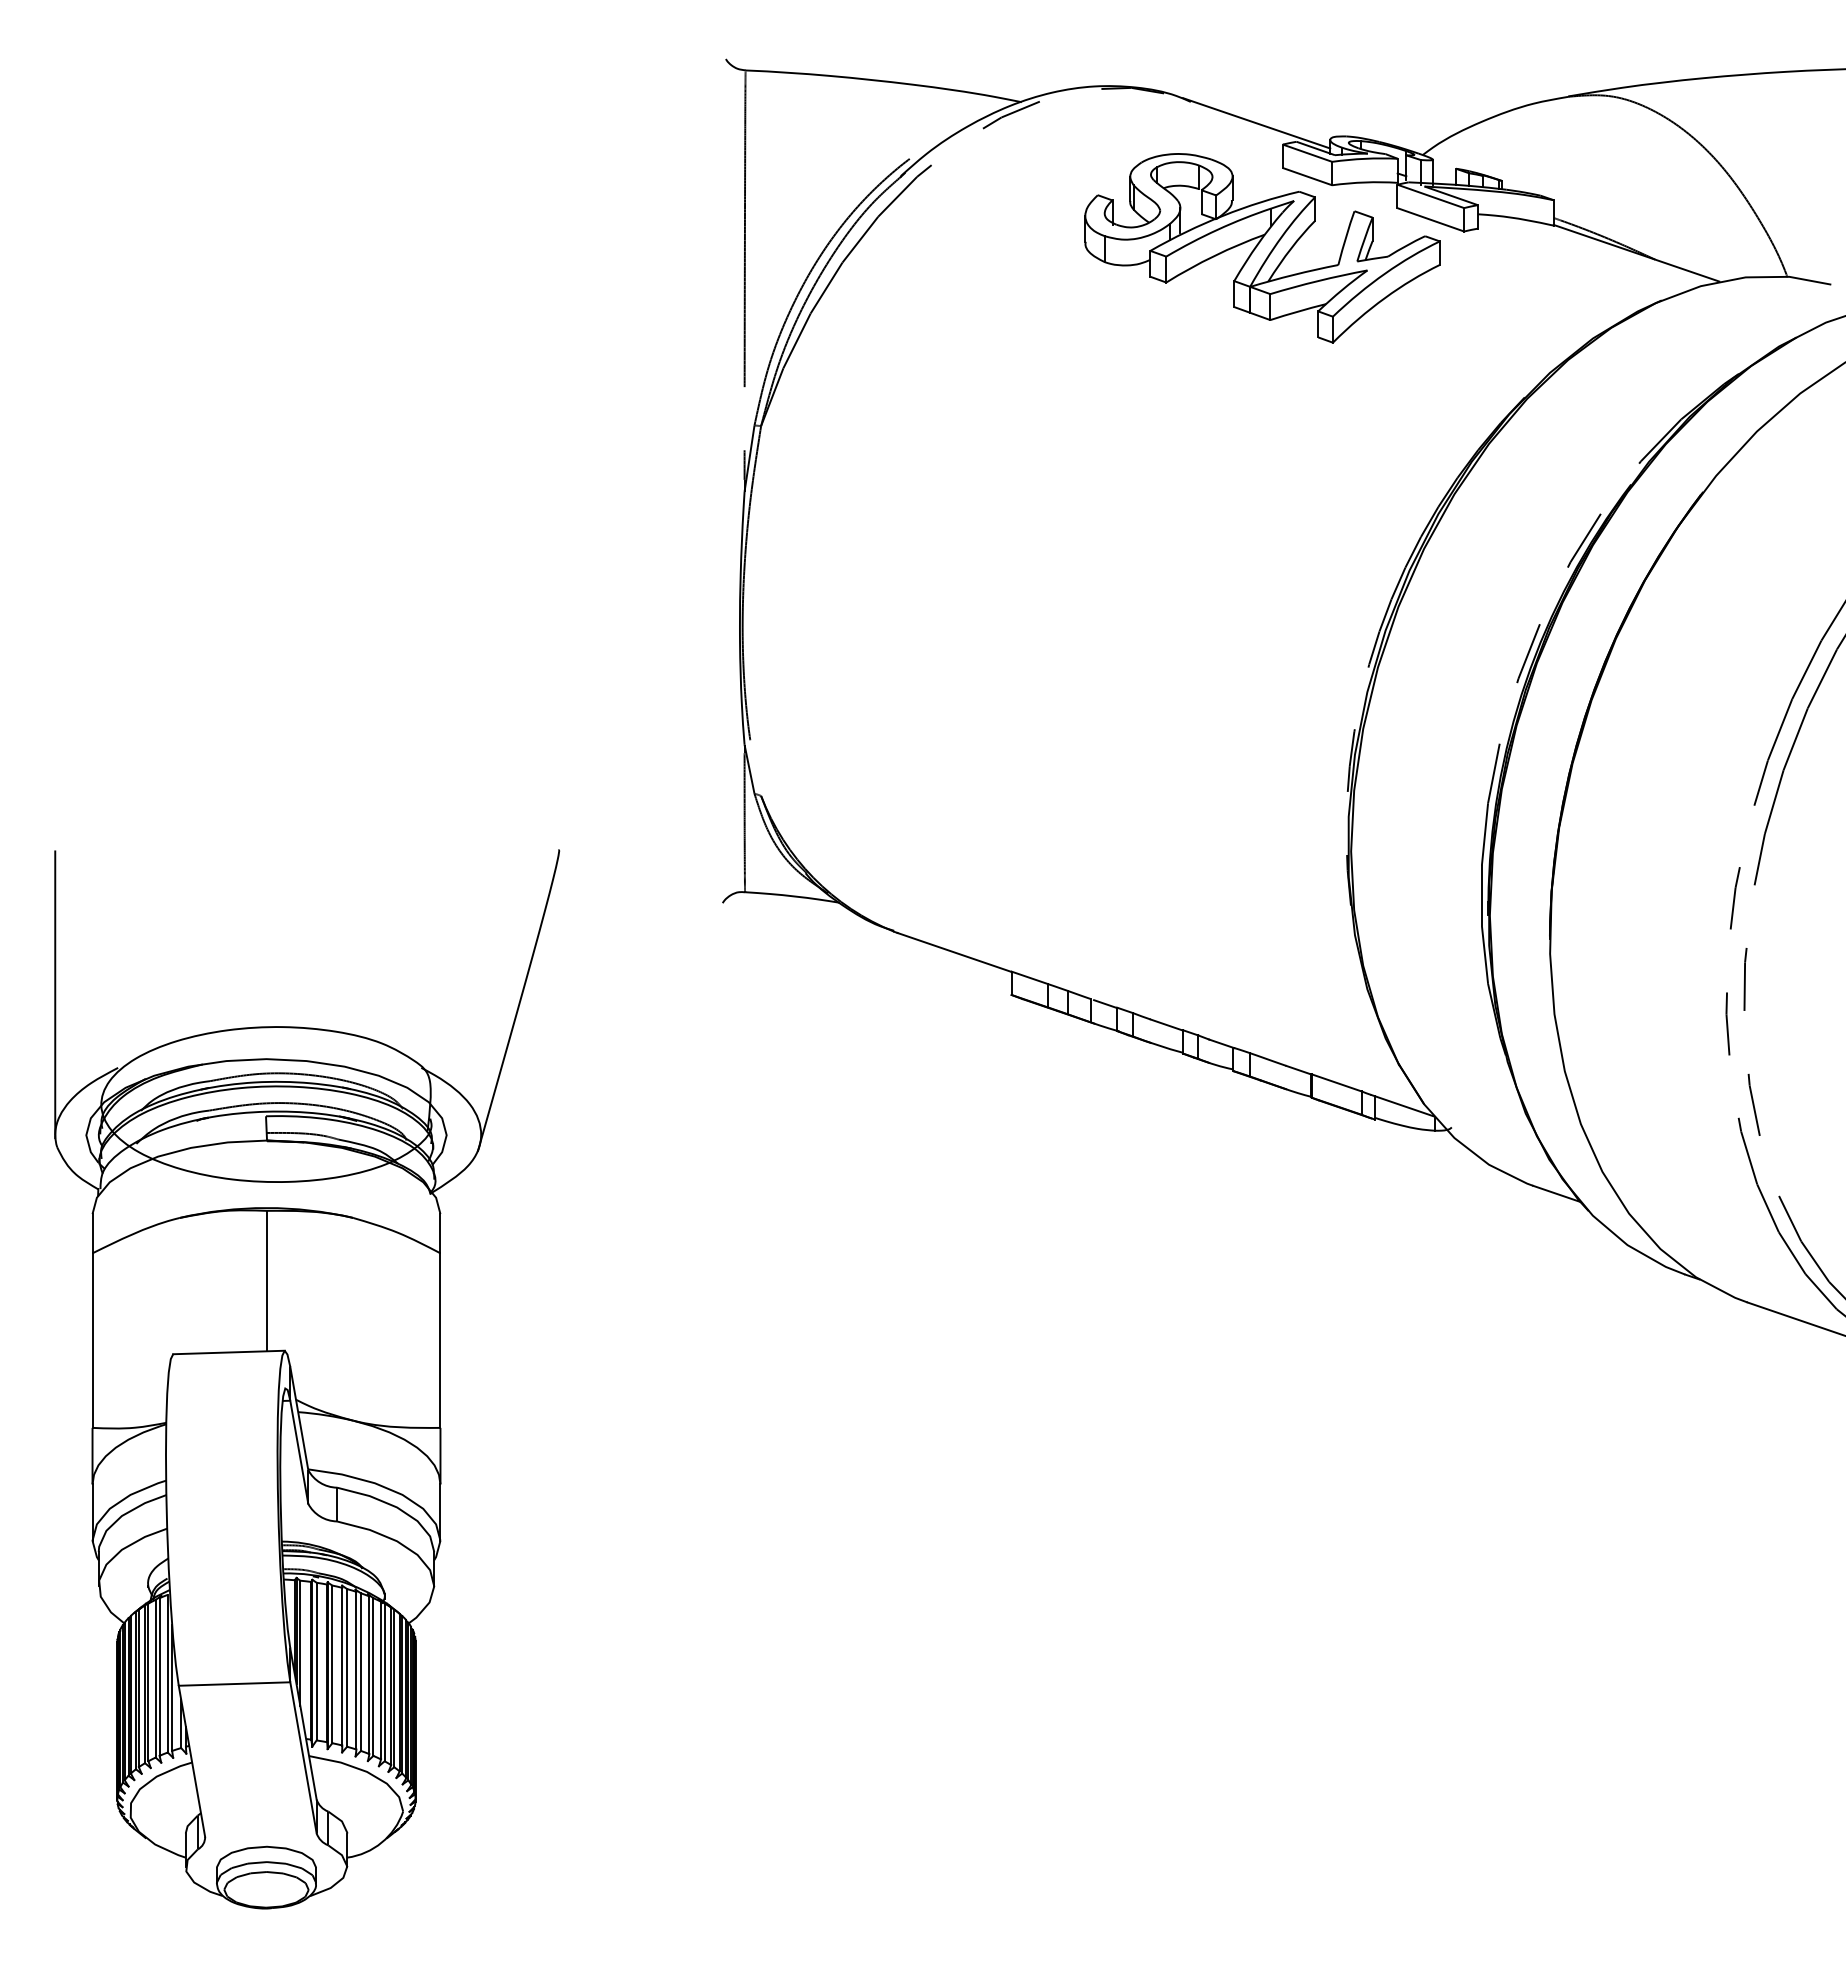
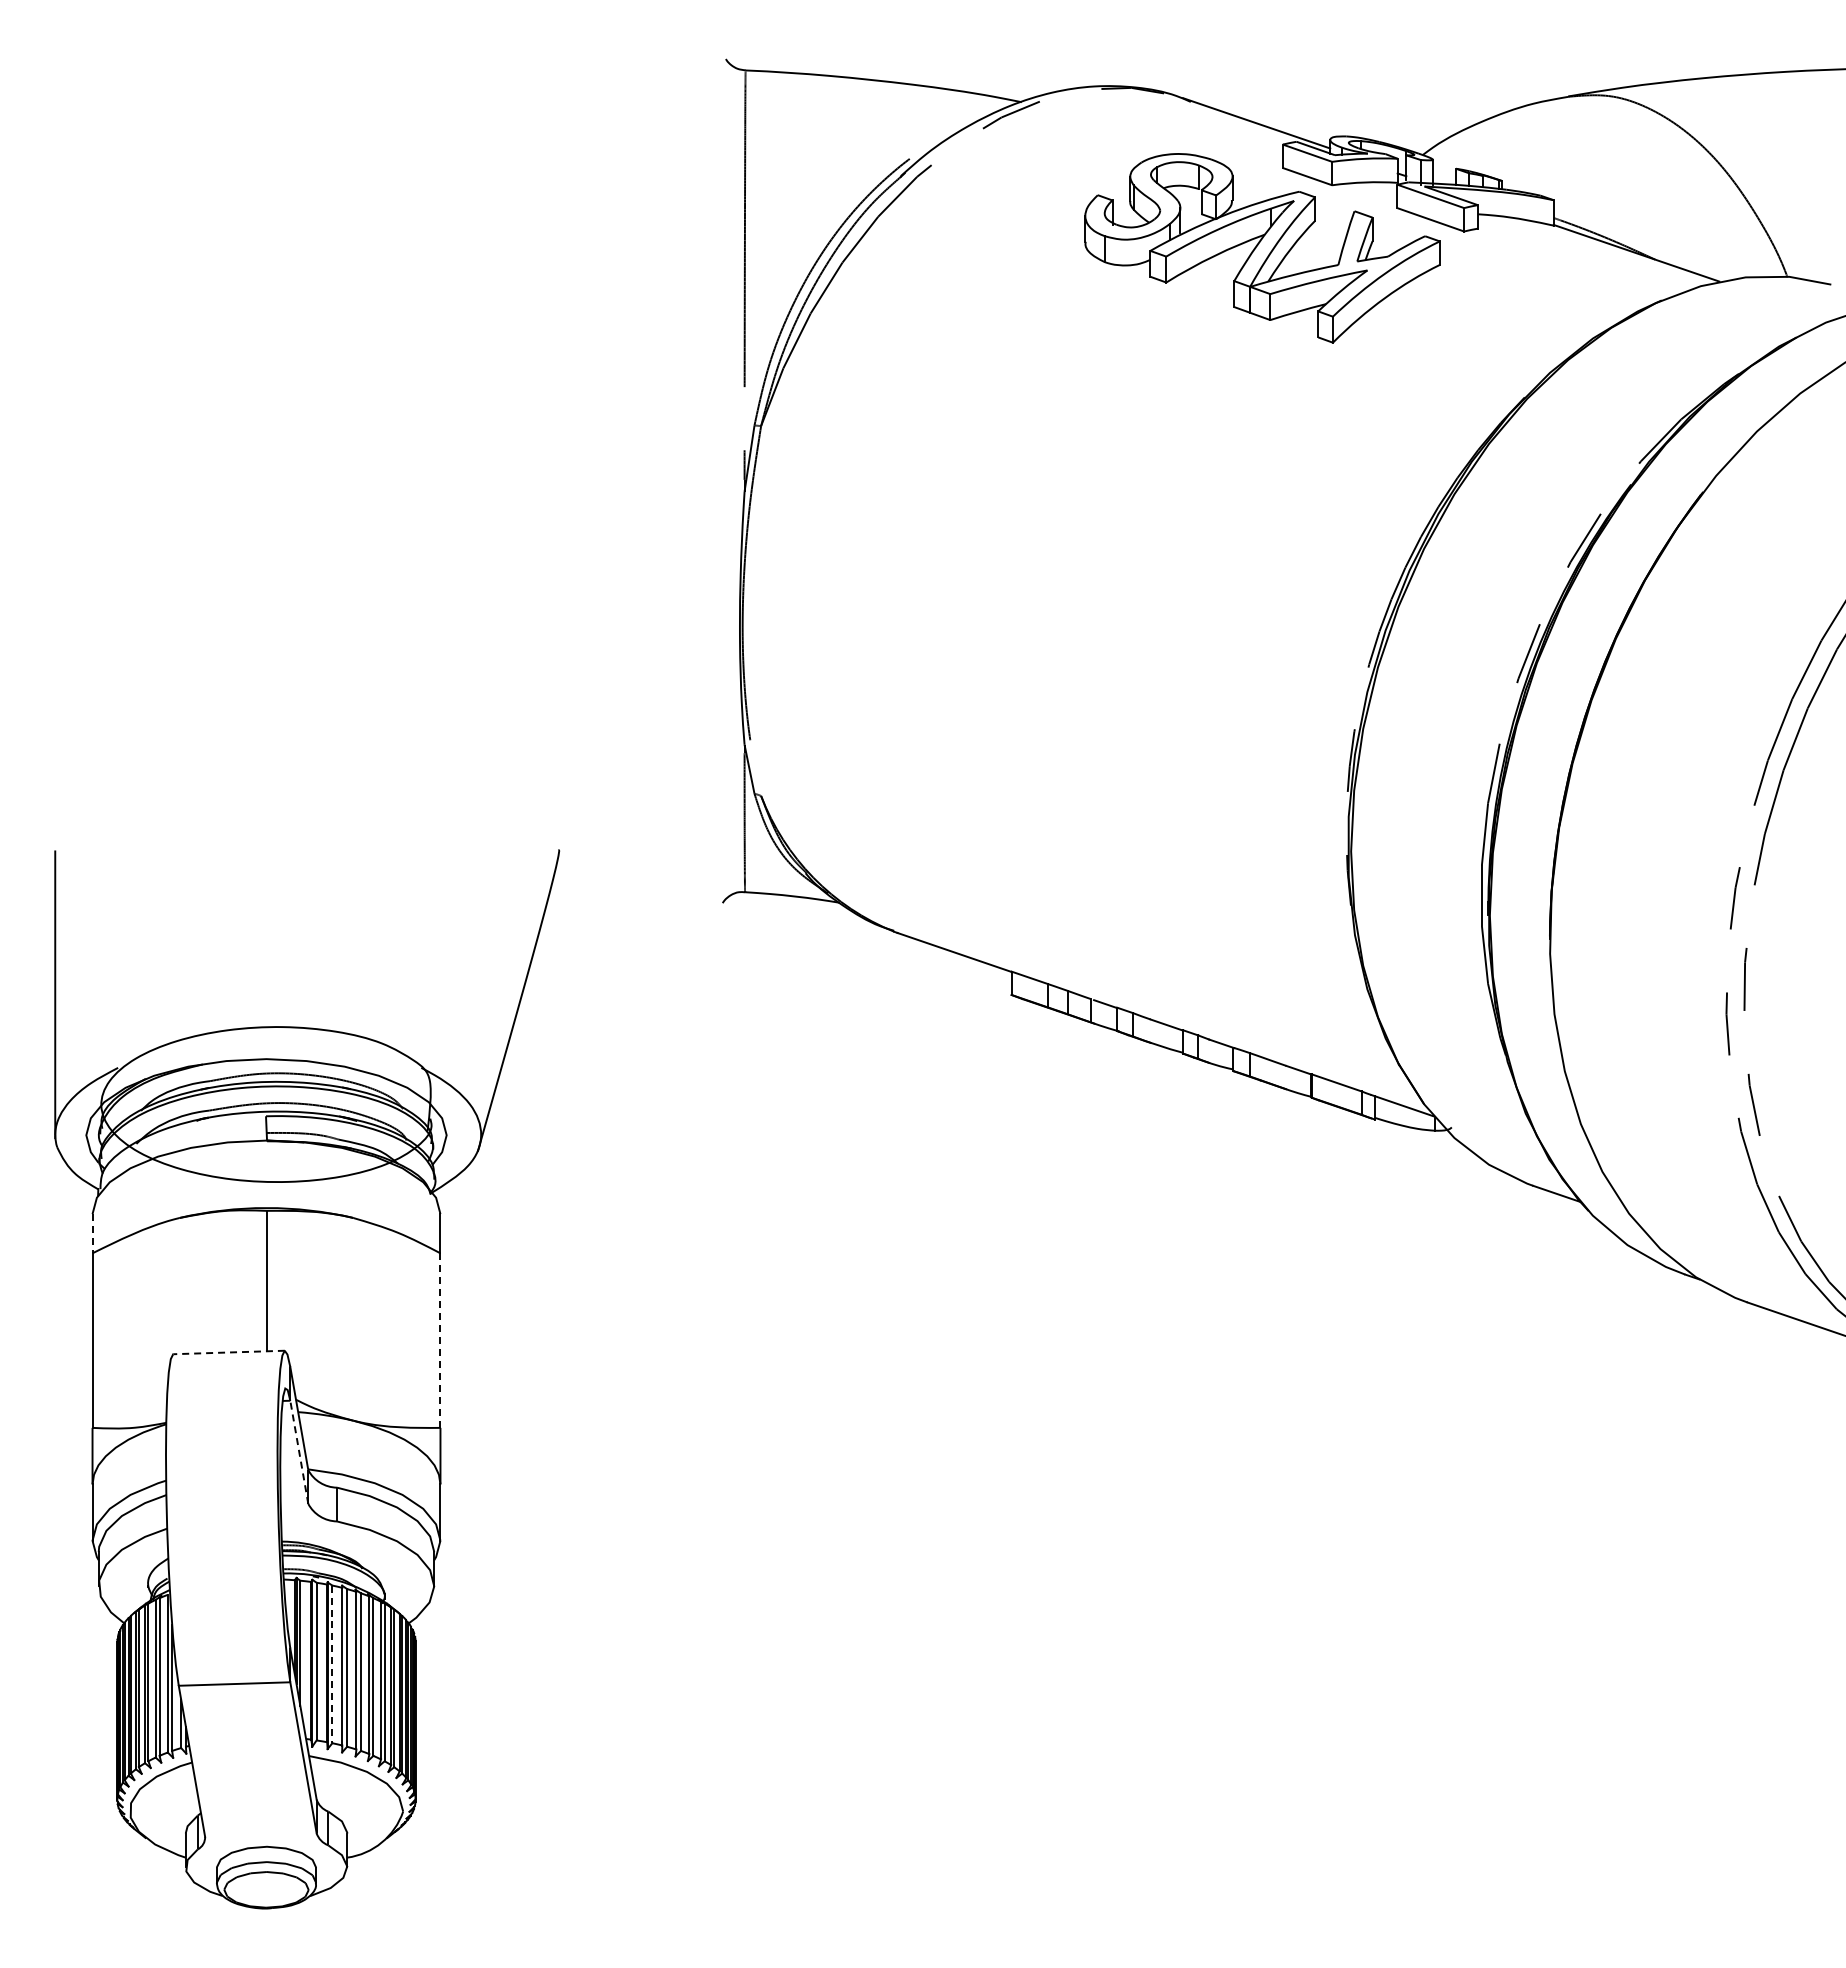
line: solid -> dashed (92, 1233)
line: solid -> dashed (440, 1341)
line: solid -> dashed (229, 1352)
line: solid -> dashed (299, 1451)
line: solid -> dashed (332, 1664)
